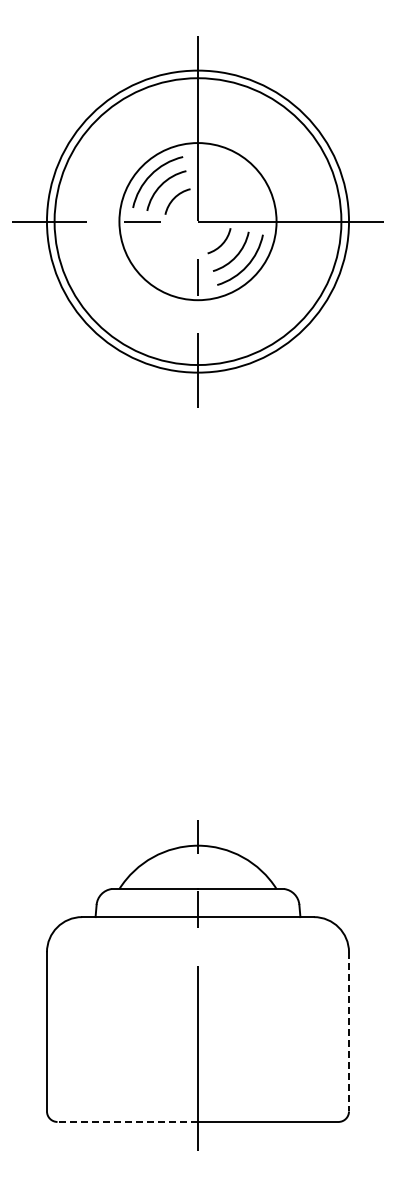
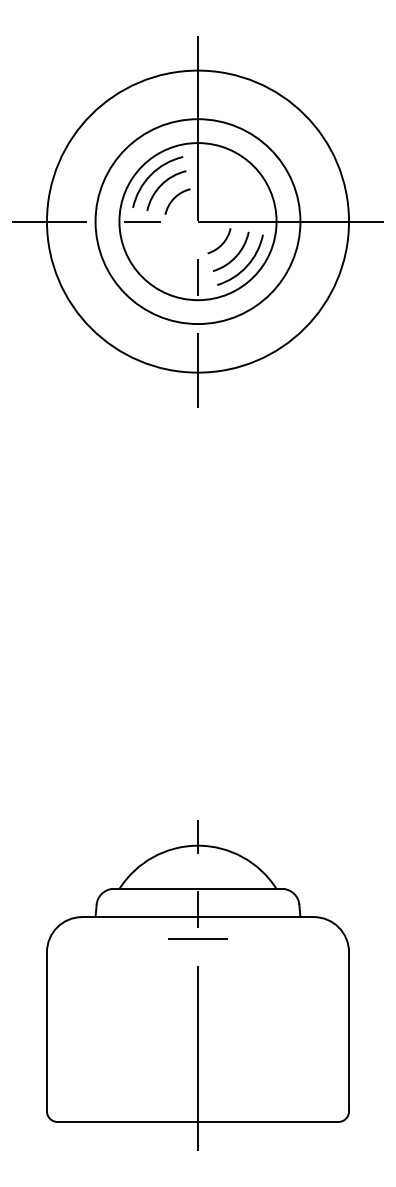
circle diameter: 287 px -> 205 px (197, 221)
line: none -> present (197, 938)
line: dashed -> solid (349, 1031)
line: dashed -> solid (127, 1121)
